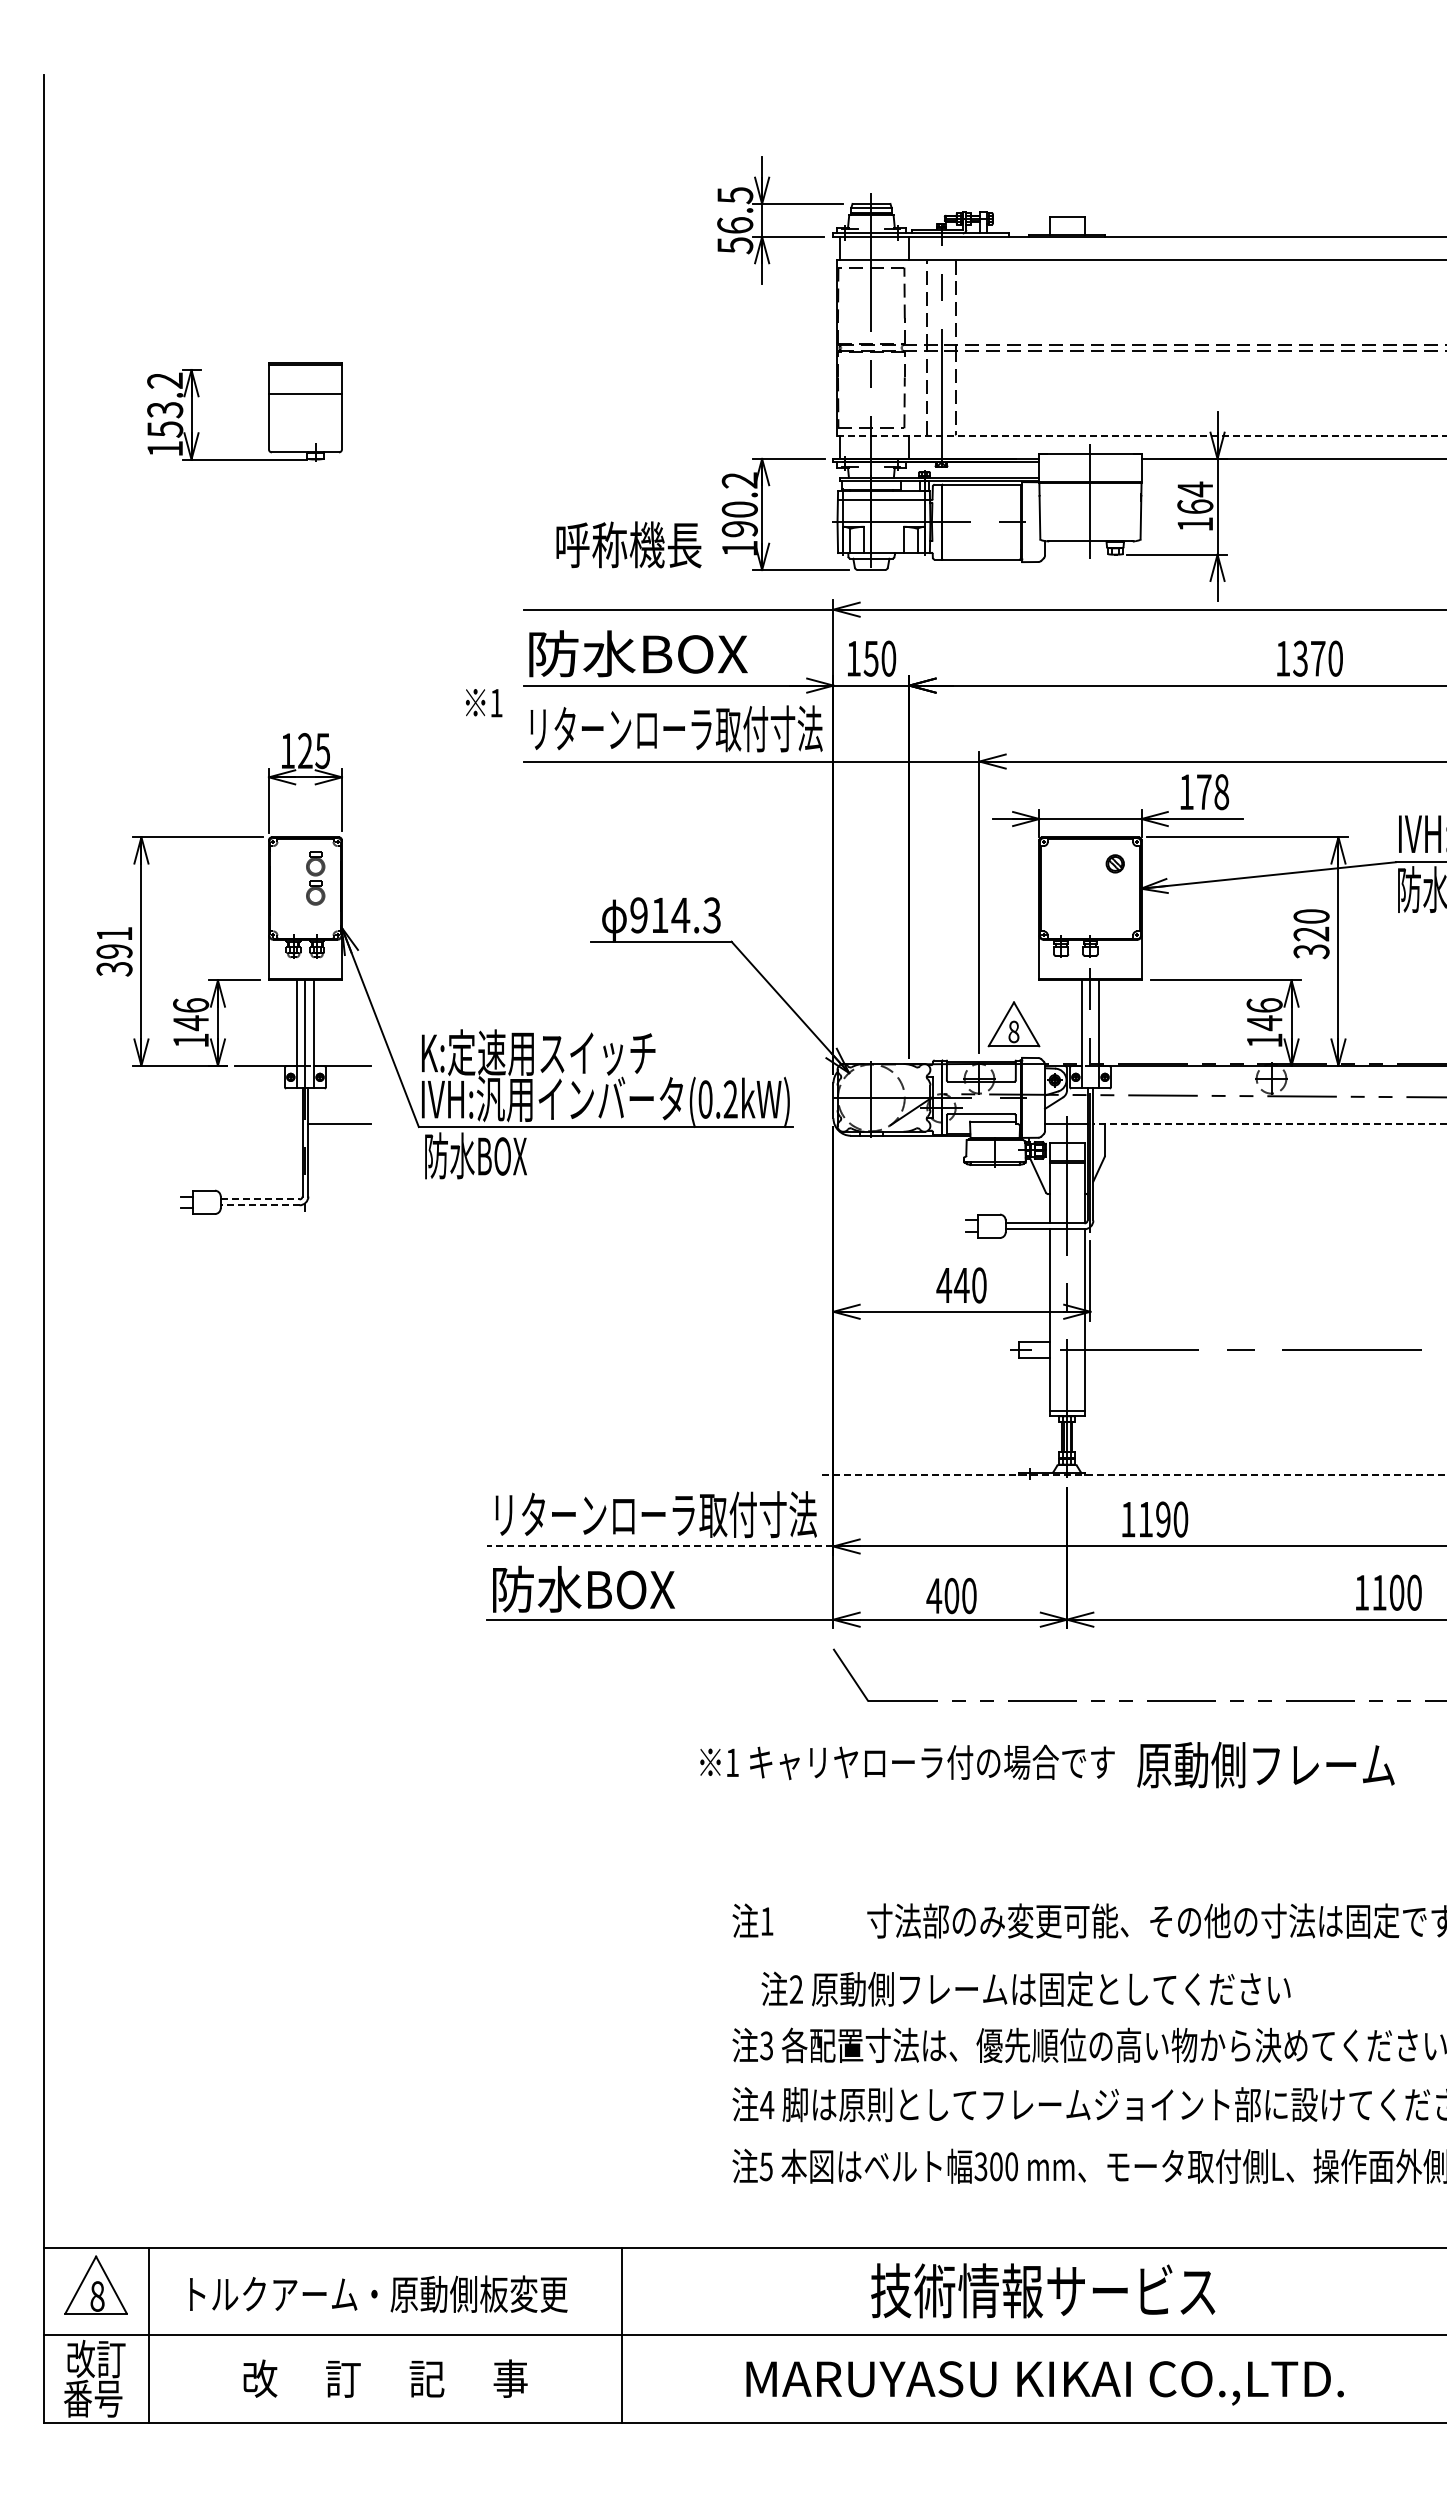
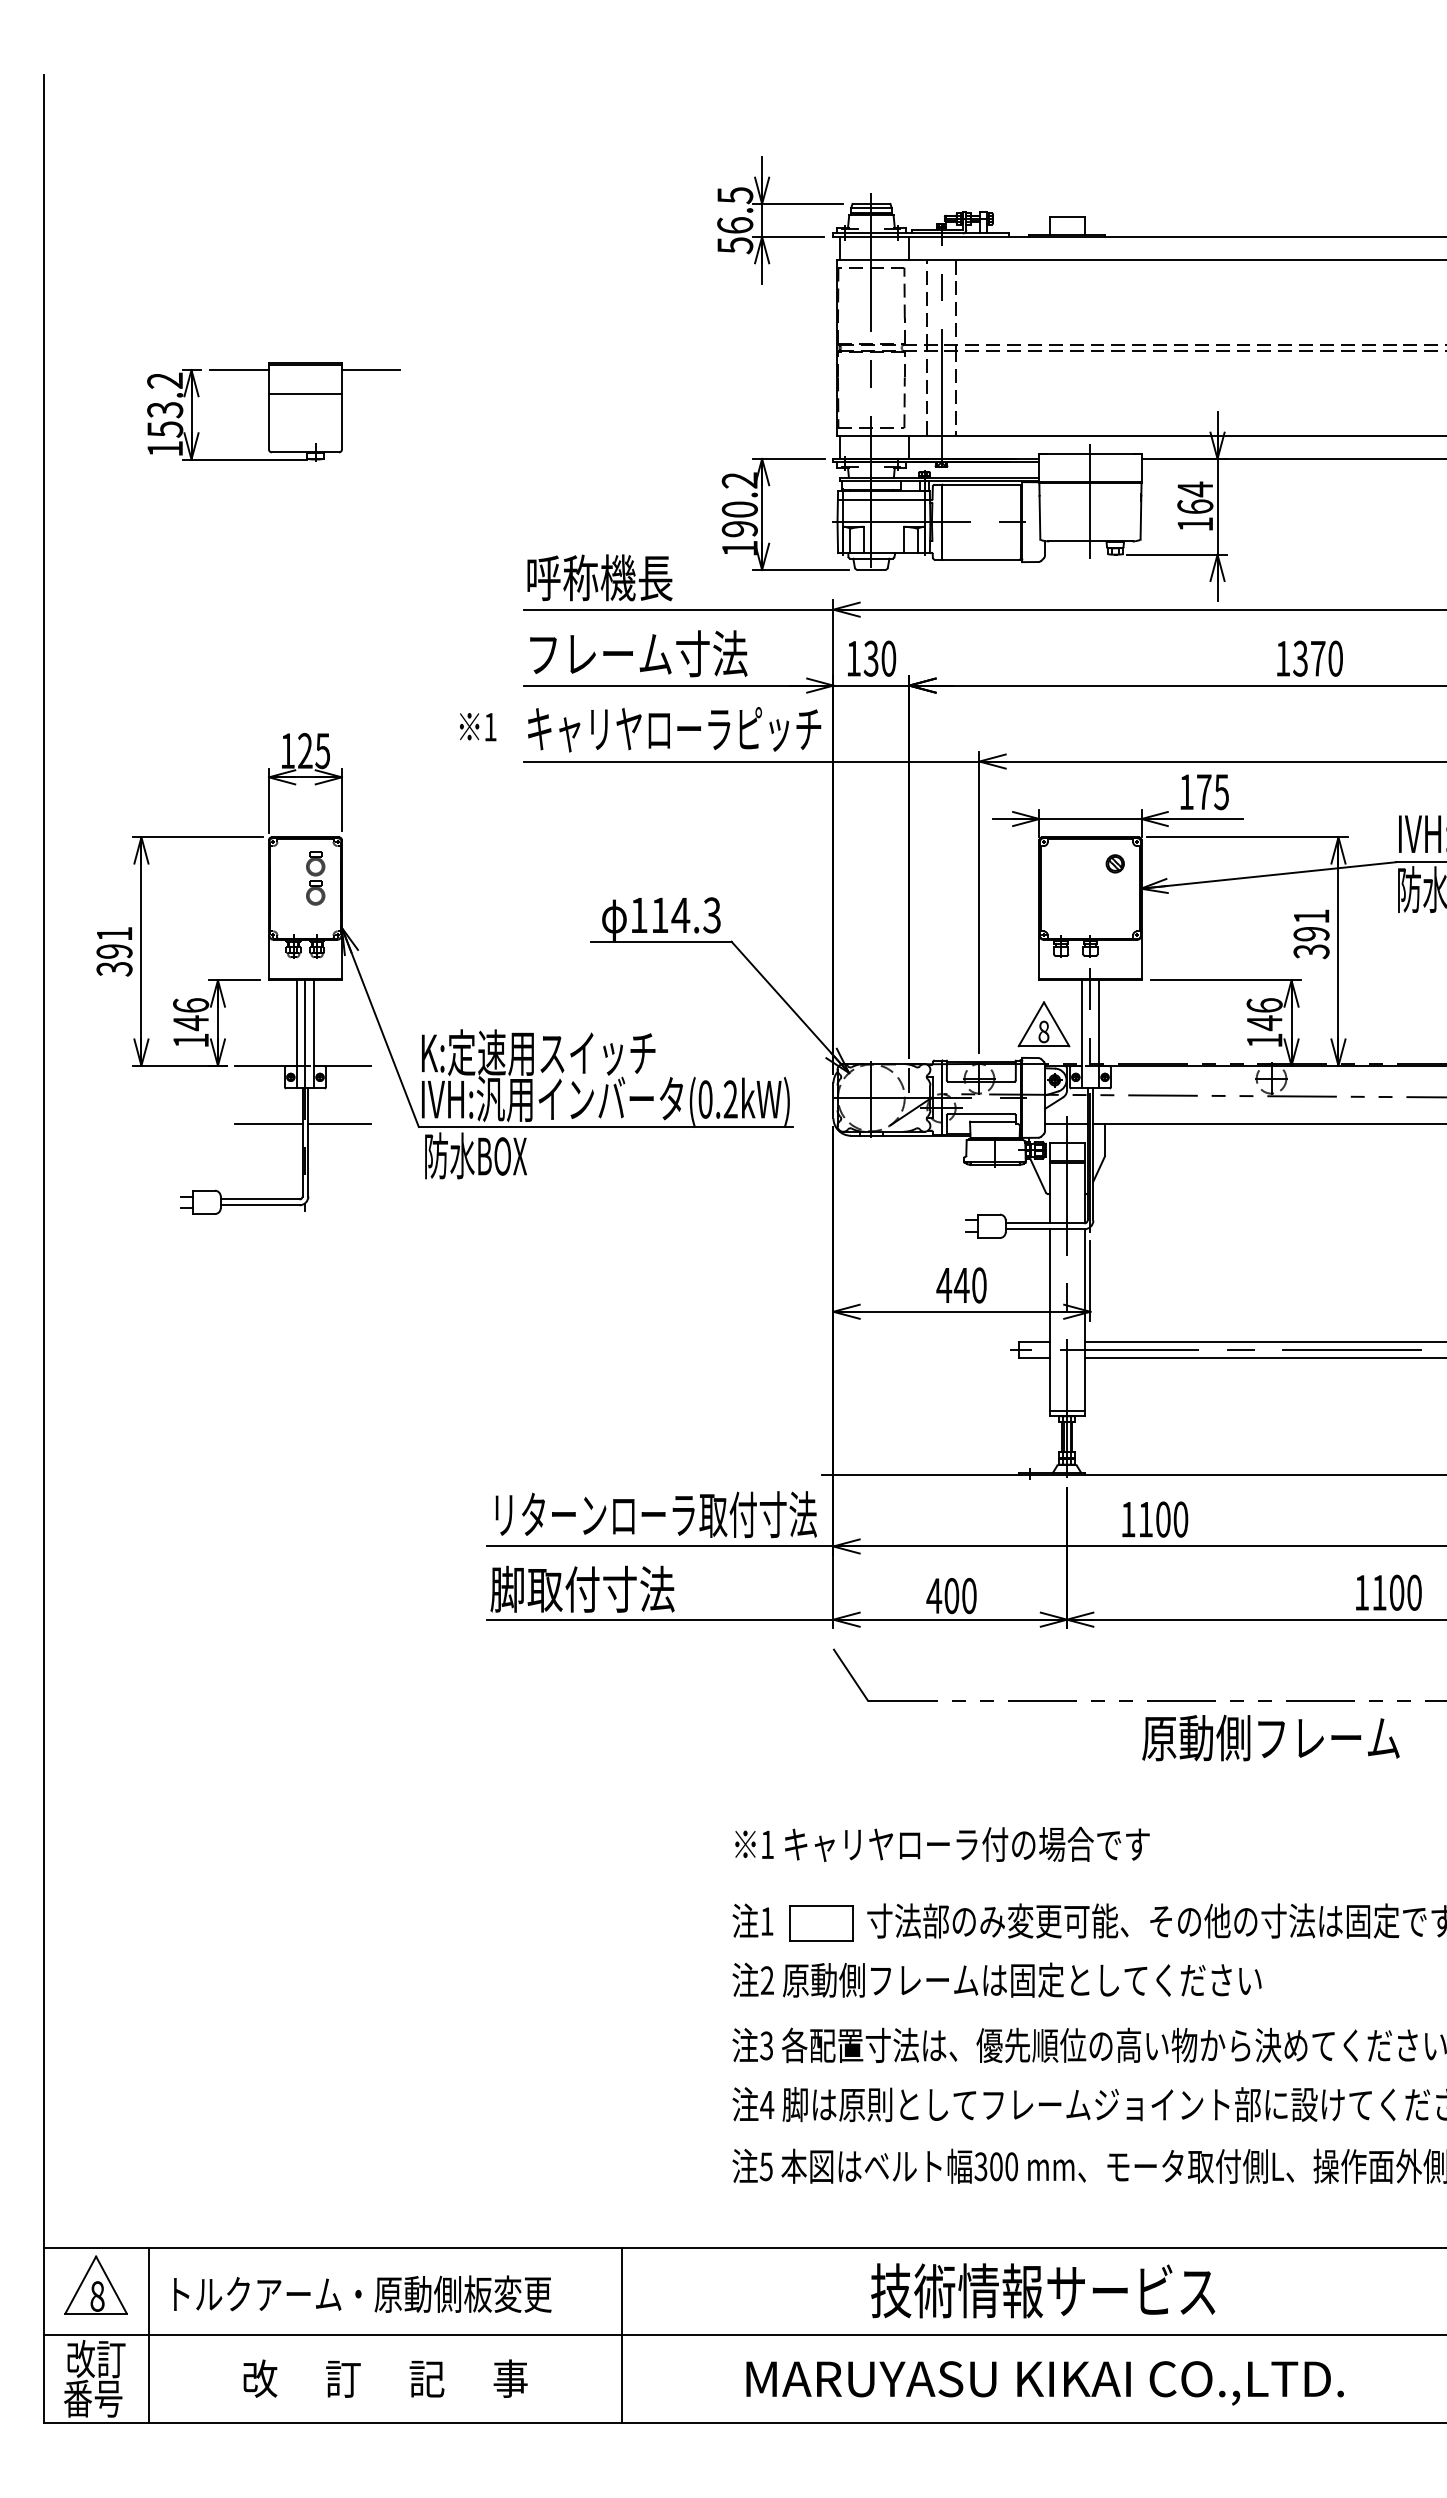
line: none -> present (239, 370)
line: none -> present (370, 370)
line: dashed -> solid (1142, 435)
text position: (628, 544) -> (599, 577) (599, 577)
text: 防水BOX -> フレーム寸法 (638, 653)
text: 150 -> 130 (870, 658)
text position: (484, 703) -> (478, 727) (478, 727)
text: リターンローラ取付寸法 -> キャリヤローラピッチ (675, 728)
text: 178 -> 175 (1221, 792)
text: 914.3 -> 114.3 (638, 915)
text: 320 -> 391 (1311, 925)
part position: (1013, 1024) -> (1043, 1024) (1043, 1024)
line: none -> present (909, 1079)
line: none -> present (268, 1124)
line: dashed -> solid (1269, 1124)
line: dashed -> solid (260, 1199)
line: dashed -> solid (259, 1205)
line: none -> present (1263, 1341)
line: none -> present (1263, 1357)
line: dashed -> solid (1134, 1474)
text: 1190 -> 1100 (1163, 1519)
line: dashed -> solid (659, 1546)
text: 防水BOX -> 脚取付寸法 (582, 1588)
text position: (907, 1762) -> (942, 1844) (942, 1844)
text position: (1265, 1764) -> (1270, 1737) (1270, 1737)
part: none -> present (821, 1923)
text position: (1025, 1988) -> (996, 1979) (996, 1979)
text position: (378, 2293) -> (362, 2293) (362, 2293)
